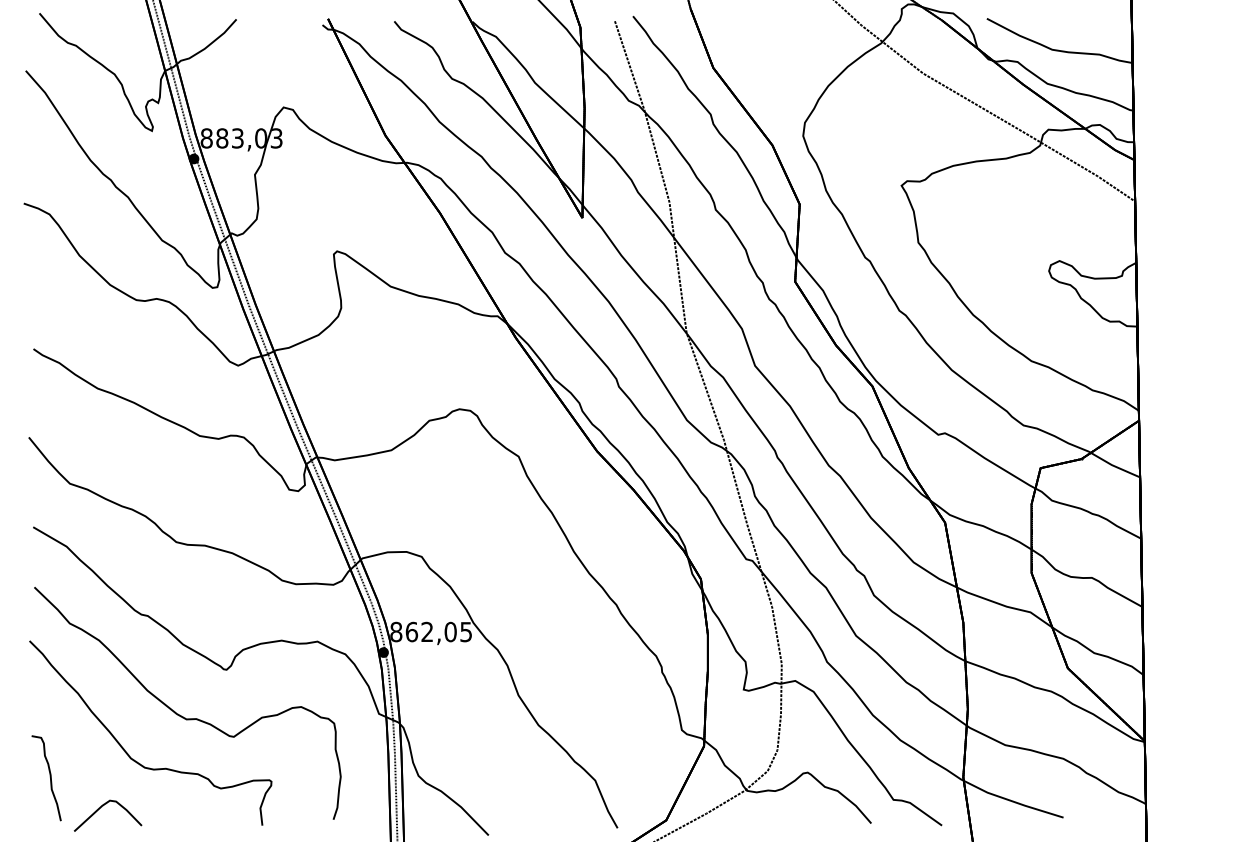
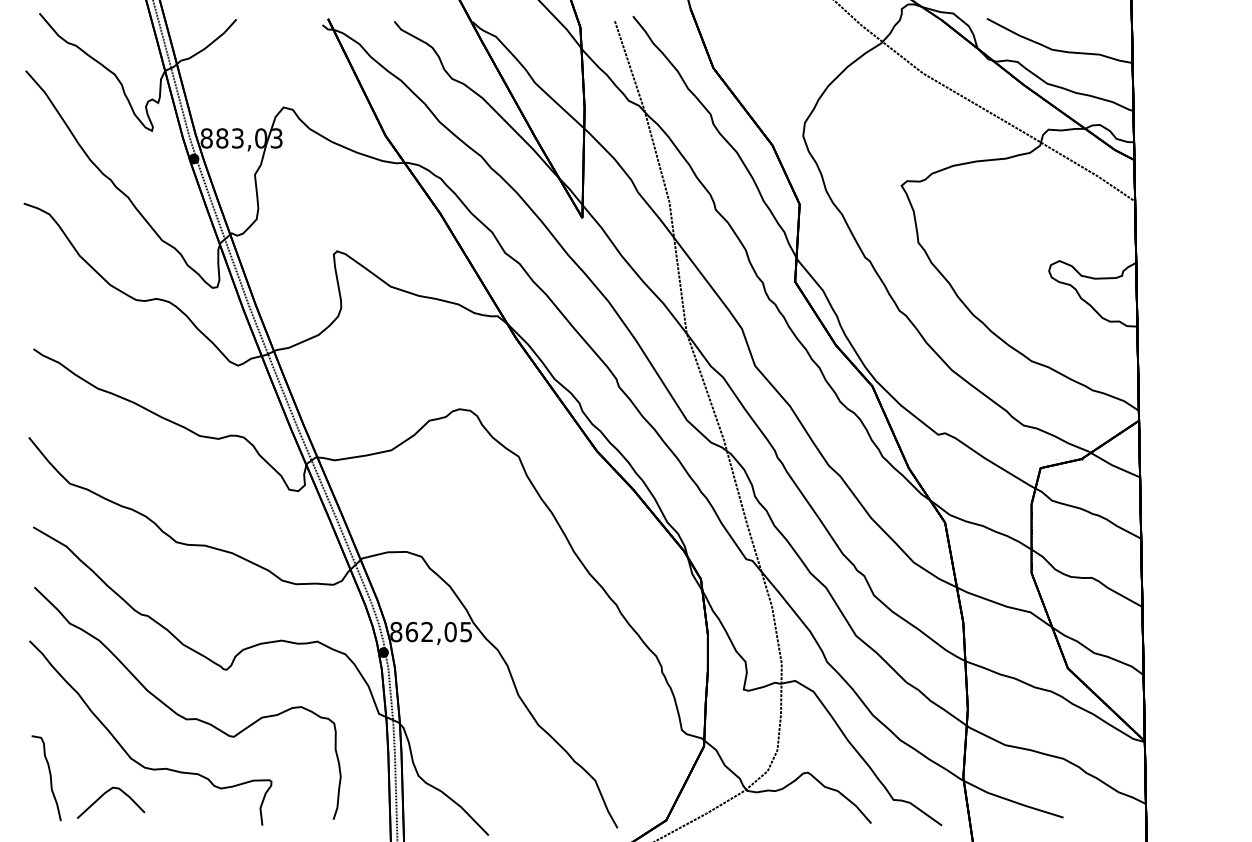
curve position: (103, 806) -> (106, 793) (106, 793)
